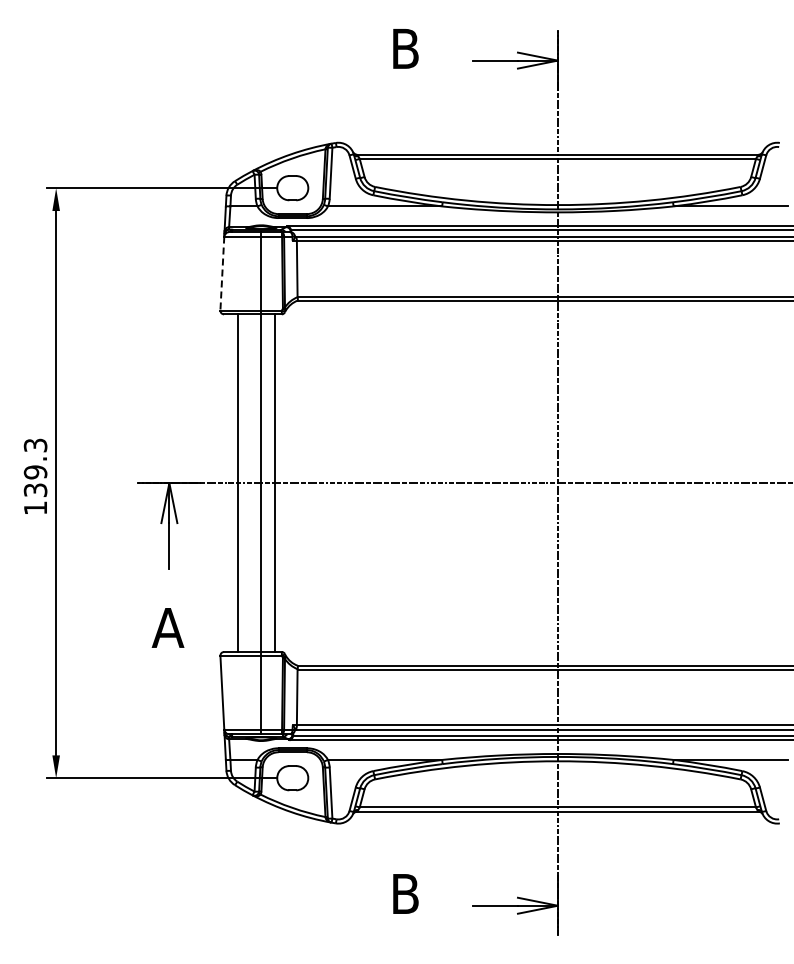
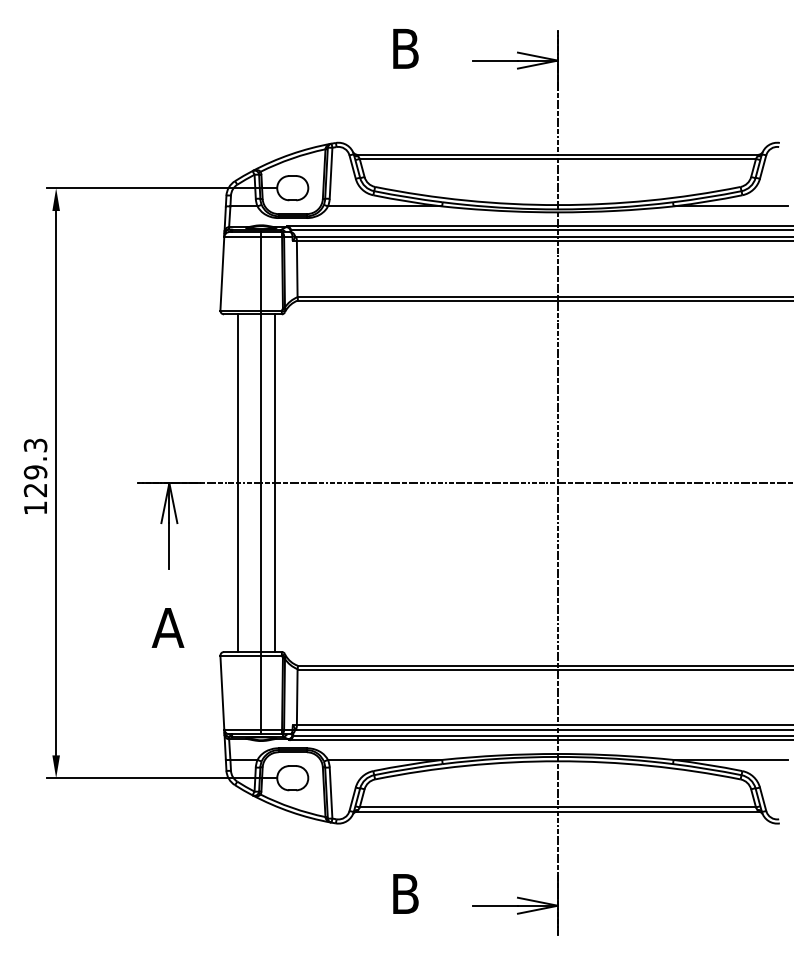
line: dashed -> solid (222, 274)
text: 139.3 -> 129.3 (35, 490)
